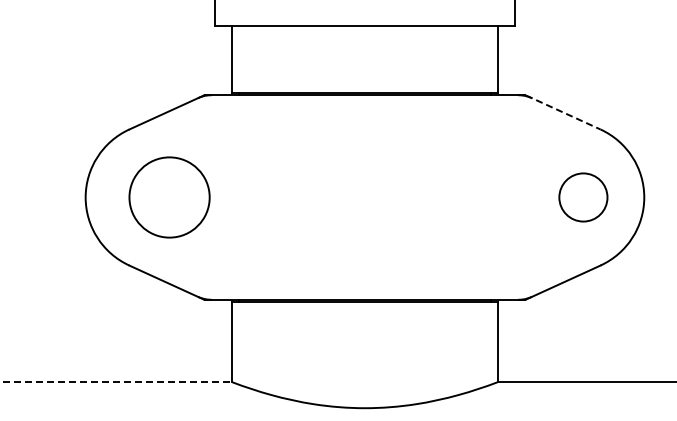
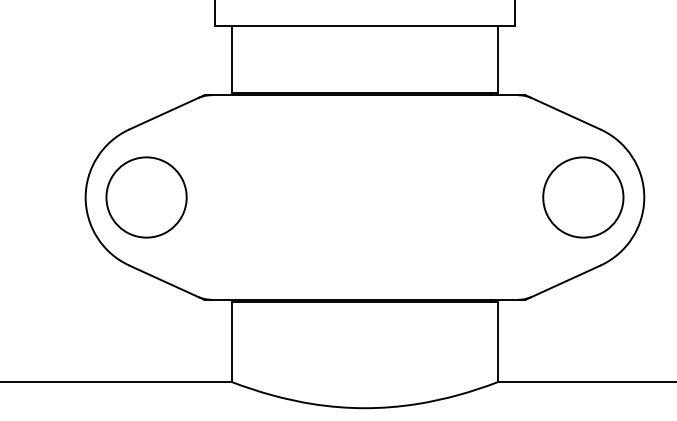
line: dashed -> solid (563, 112)
circle position: (169, 197) -> (146, 197) (146, 197)
circle size: 51x51 px -> 83x83 px (583, 197)
line: dashed -> solid (116, 382)
